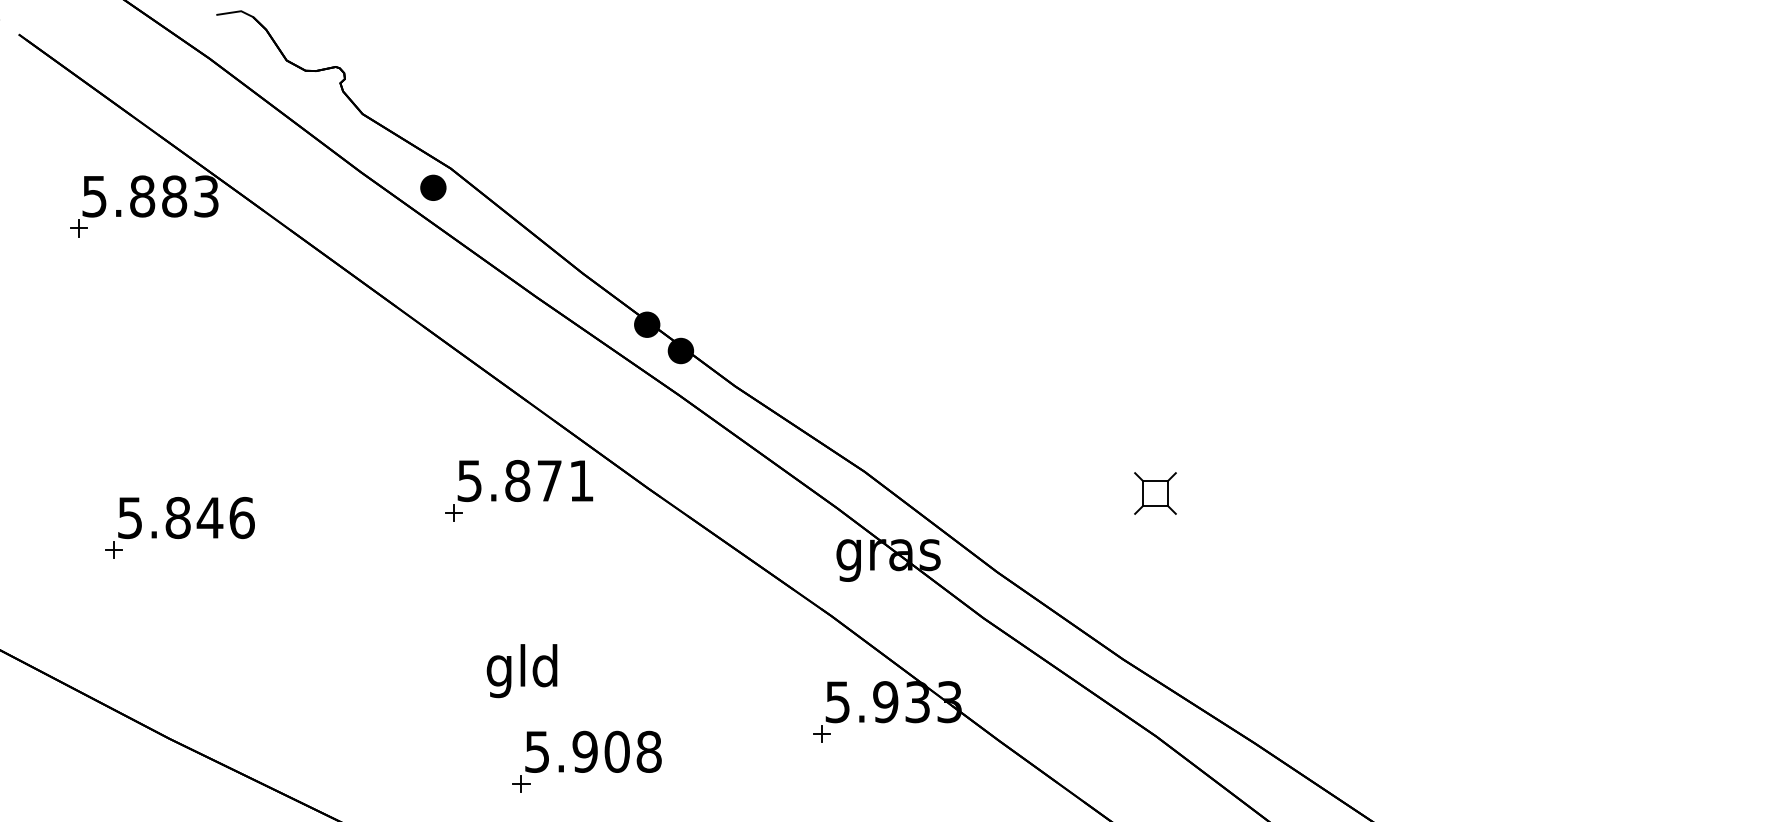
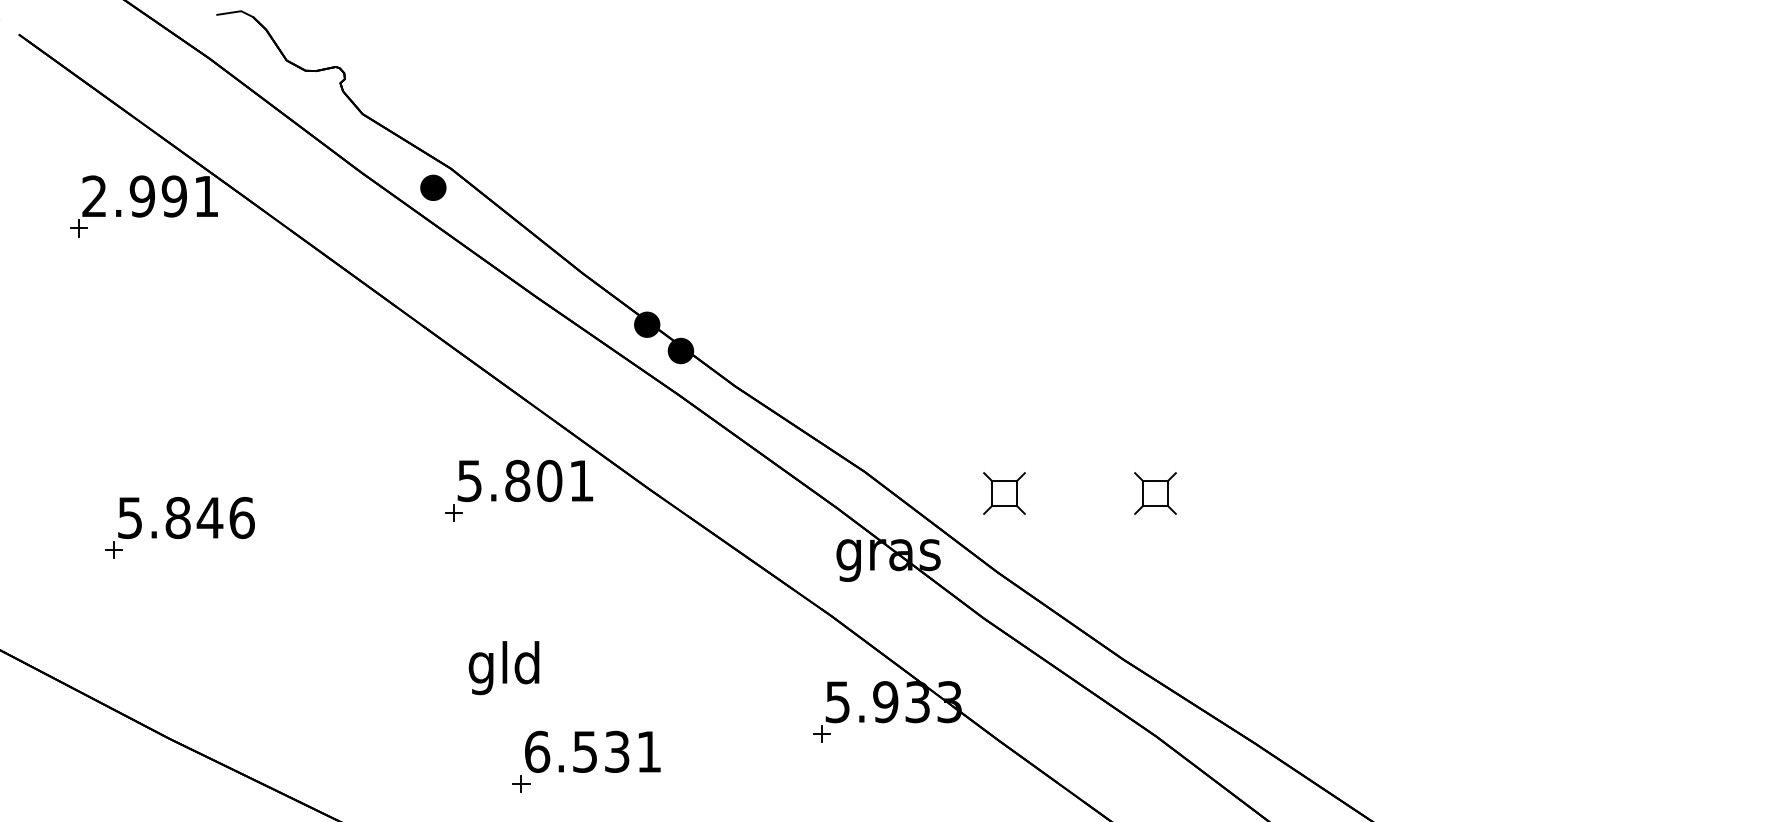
text: 5.883 -> 2.991 (150, 196)
text: 5.871 -> 5.801 (549, 480)
part: none -> present (1004, 493)
text position: (521, 671) -> (503, 668) (503, 668)
text: 5.908 -> 6.531 (593, 751)
